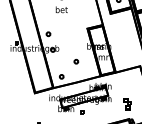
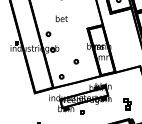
text position: (61, 9) -> (61, 18) (61, 18)
